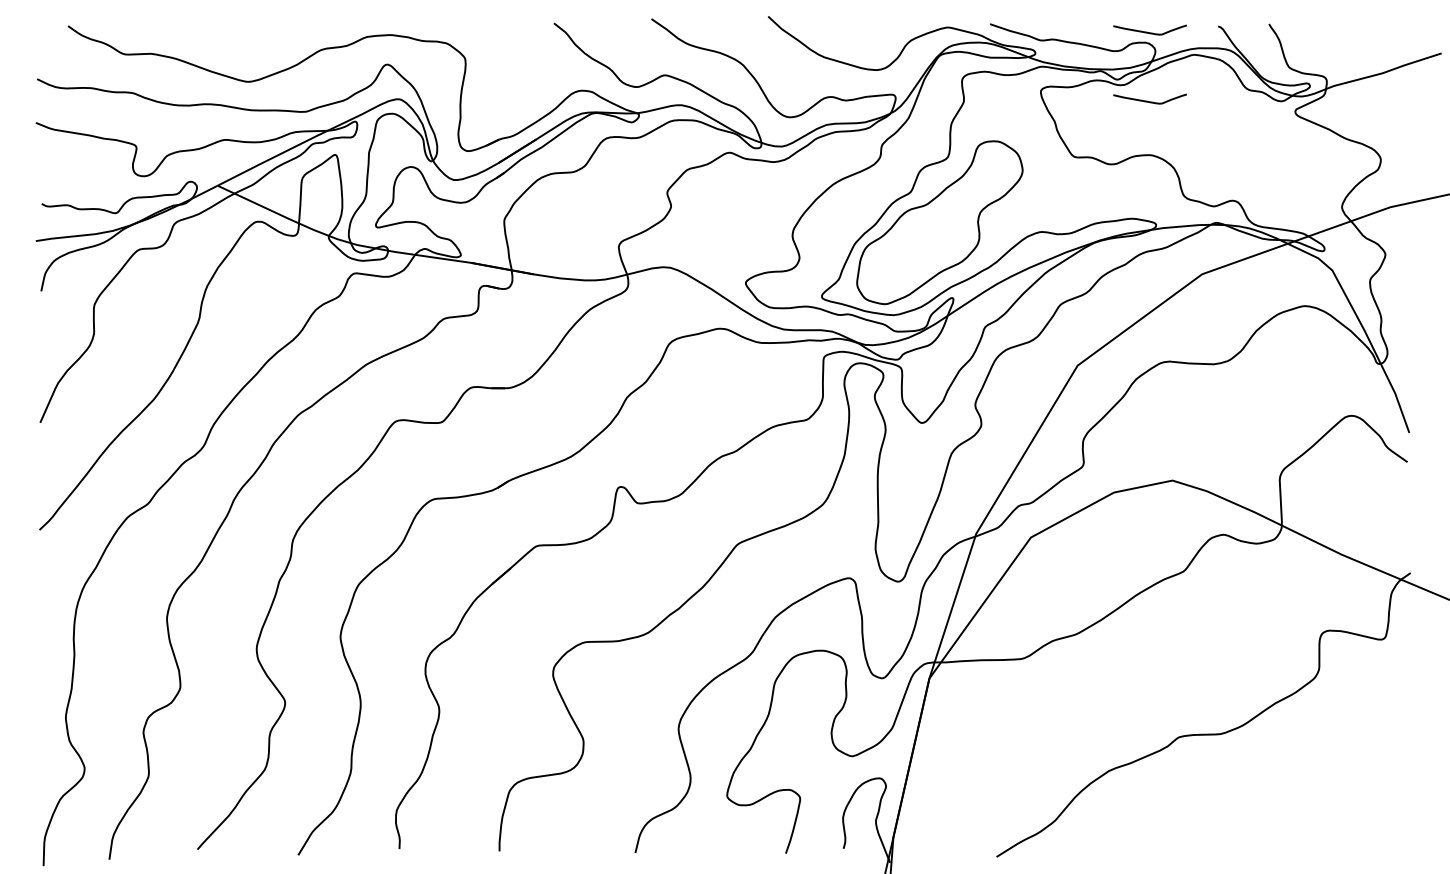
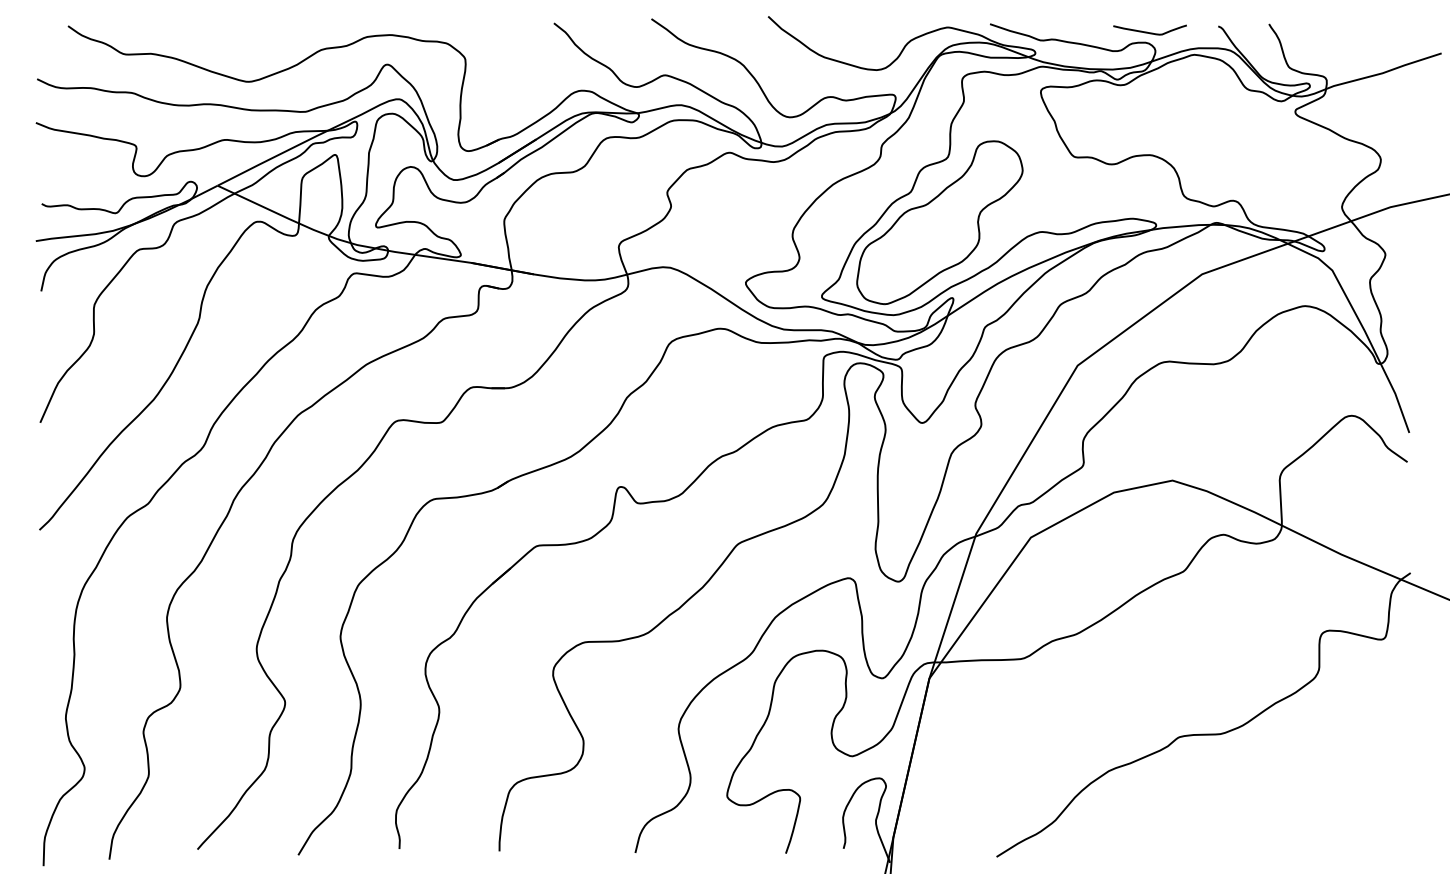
curve: present -> none (1147, 100)
